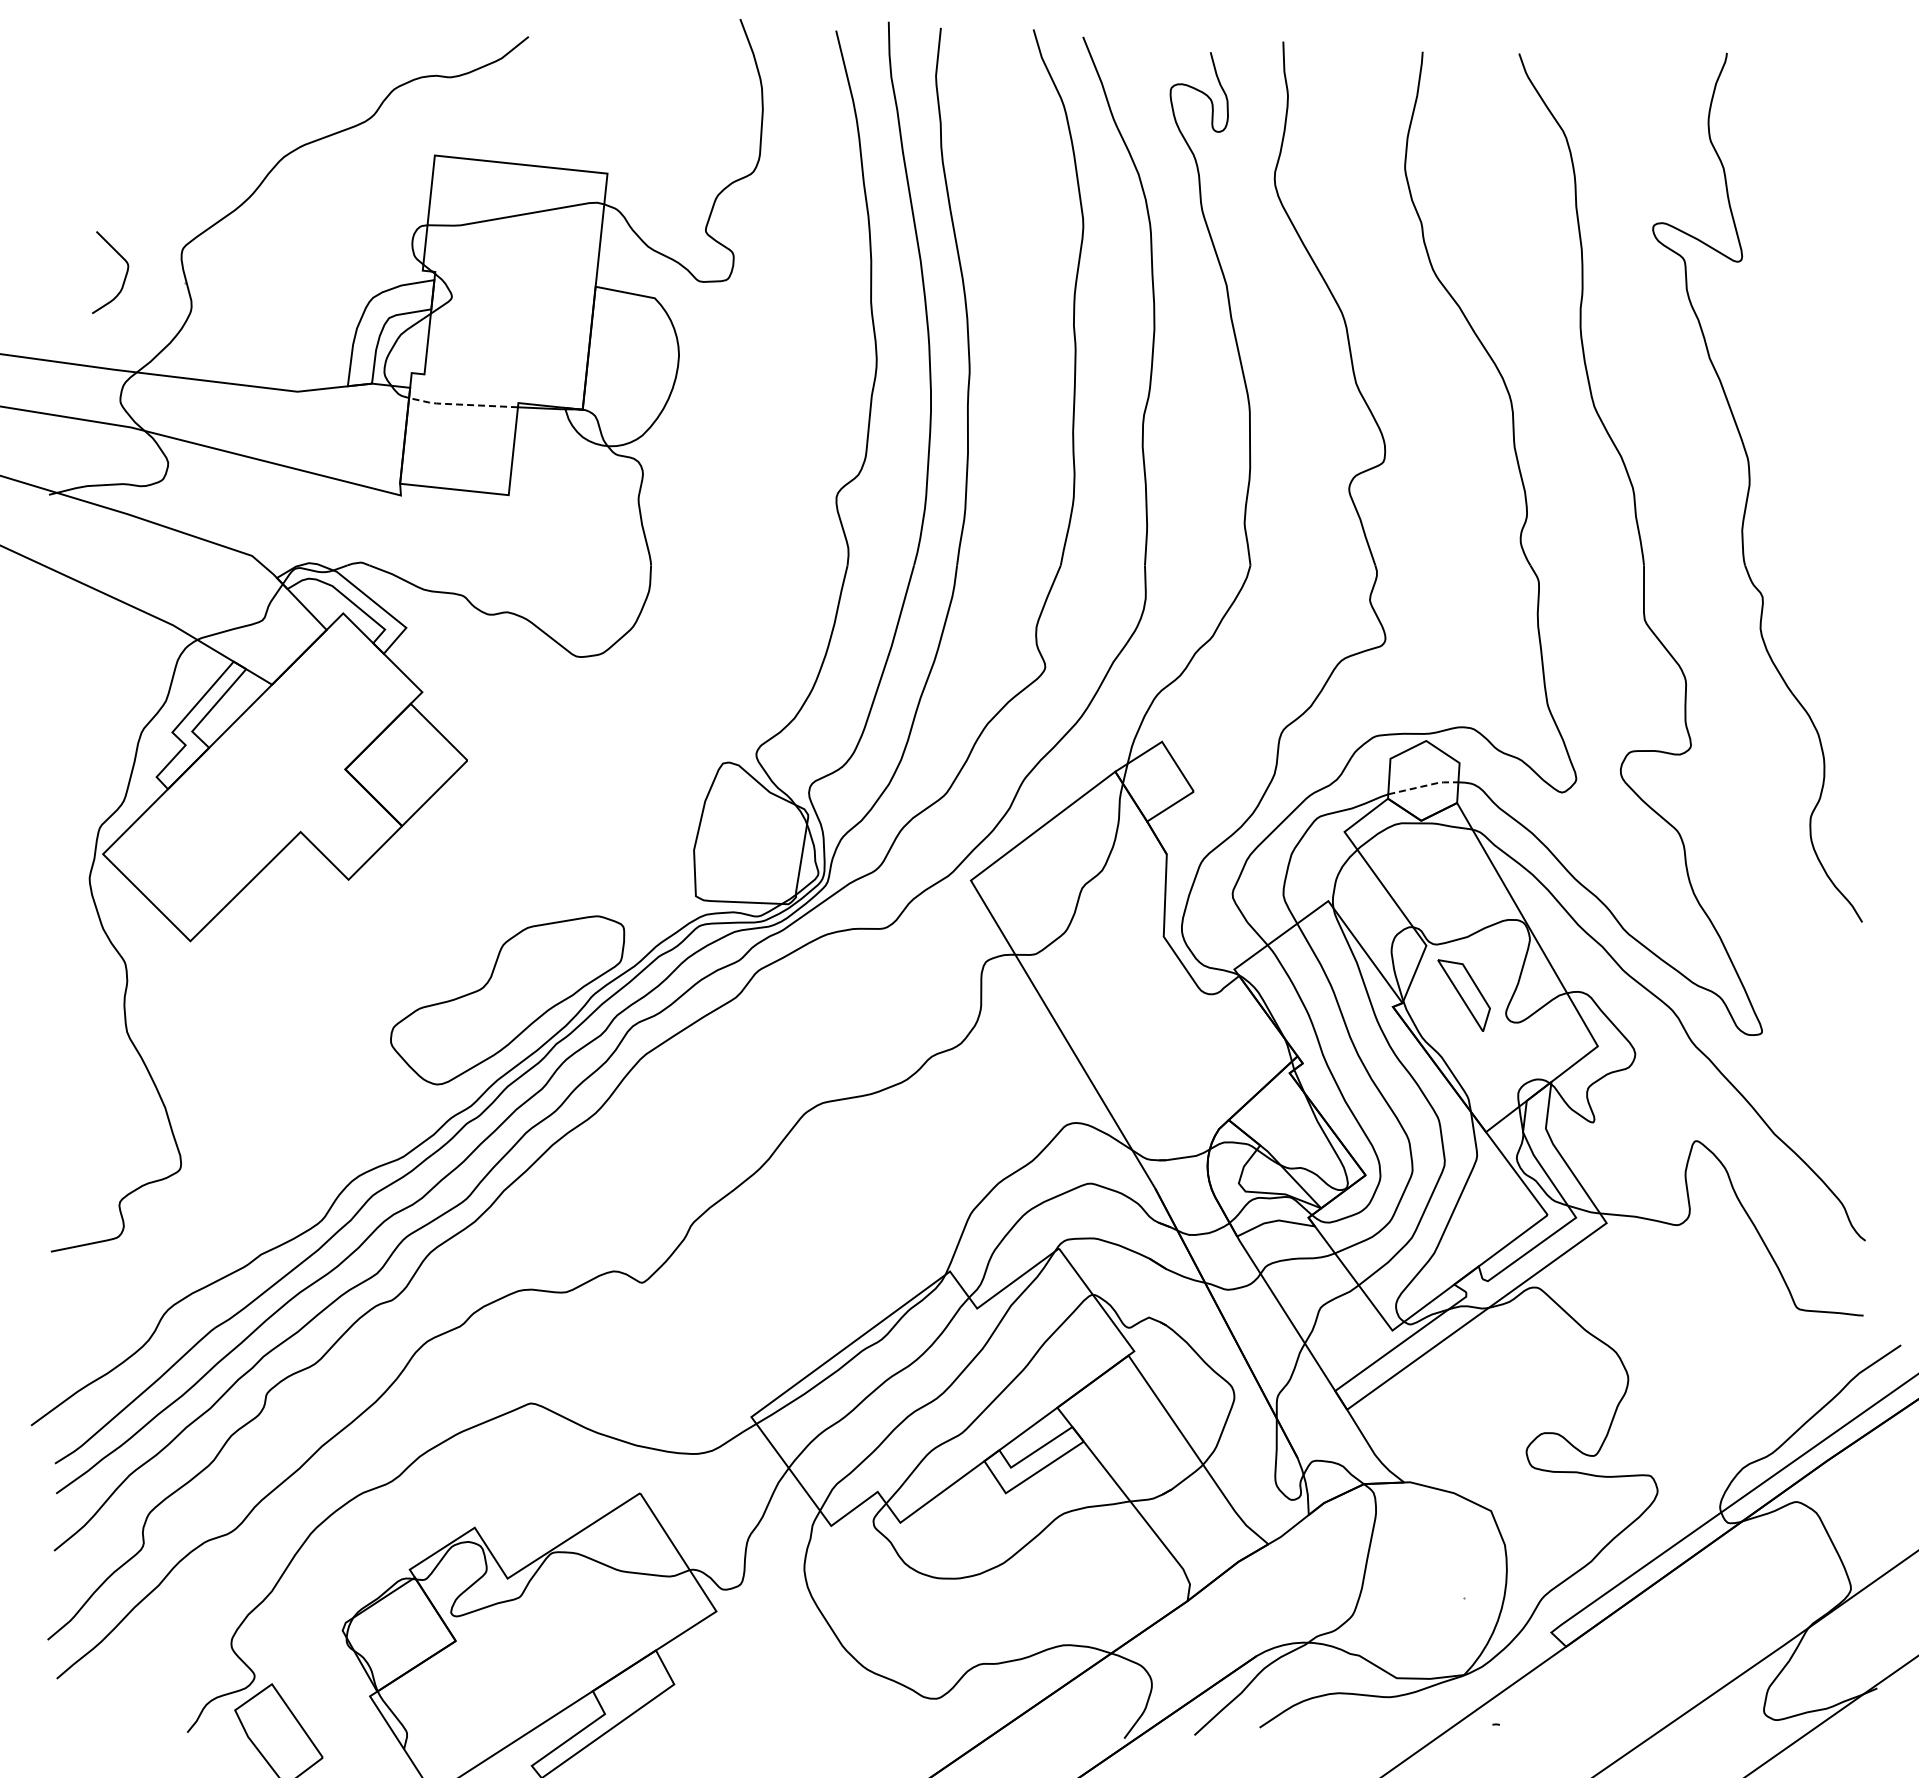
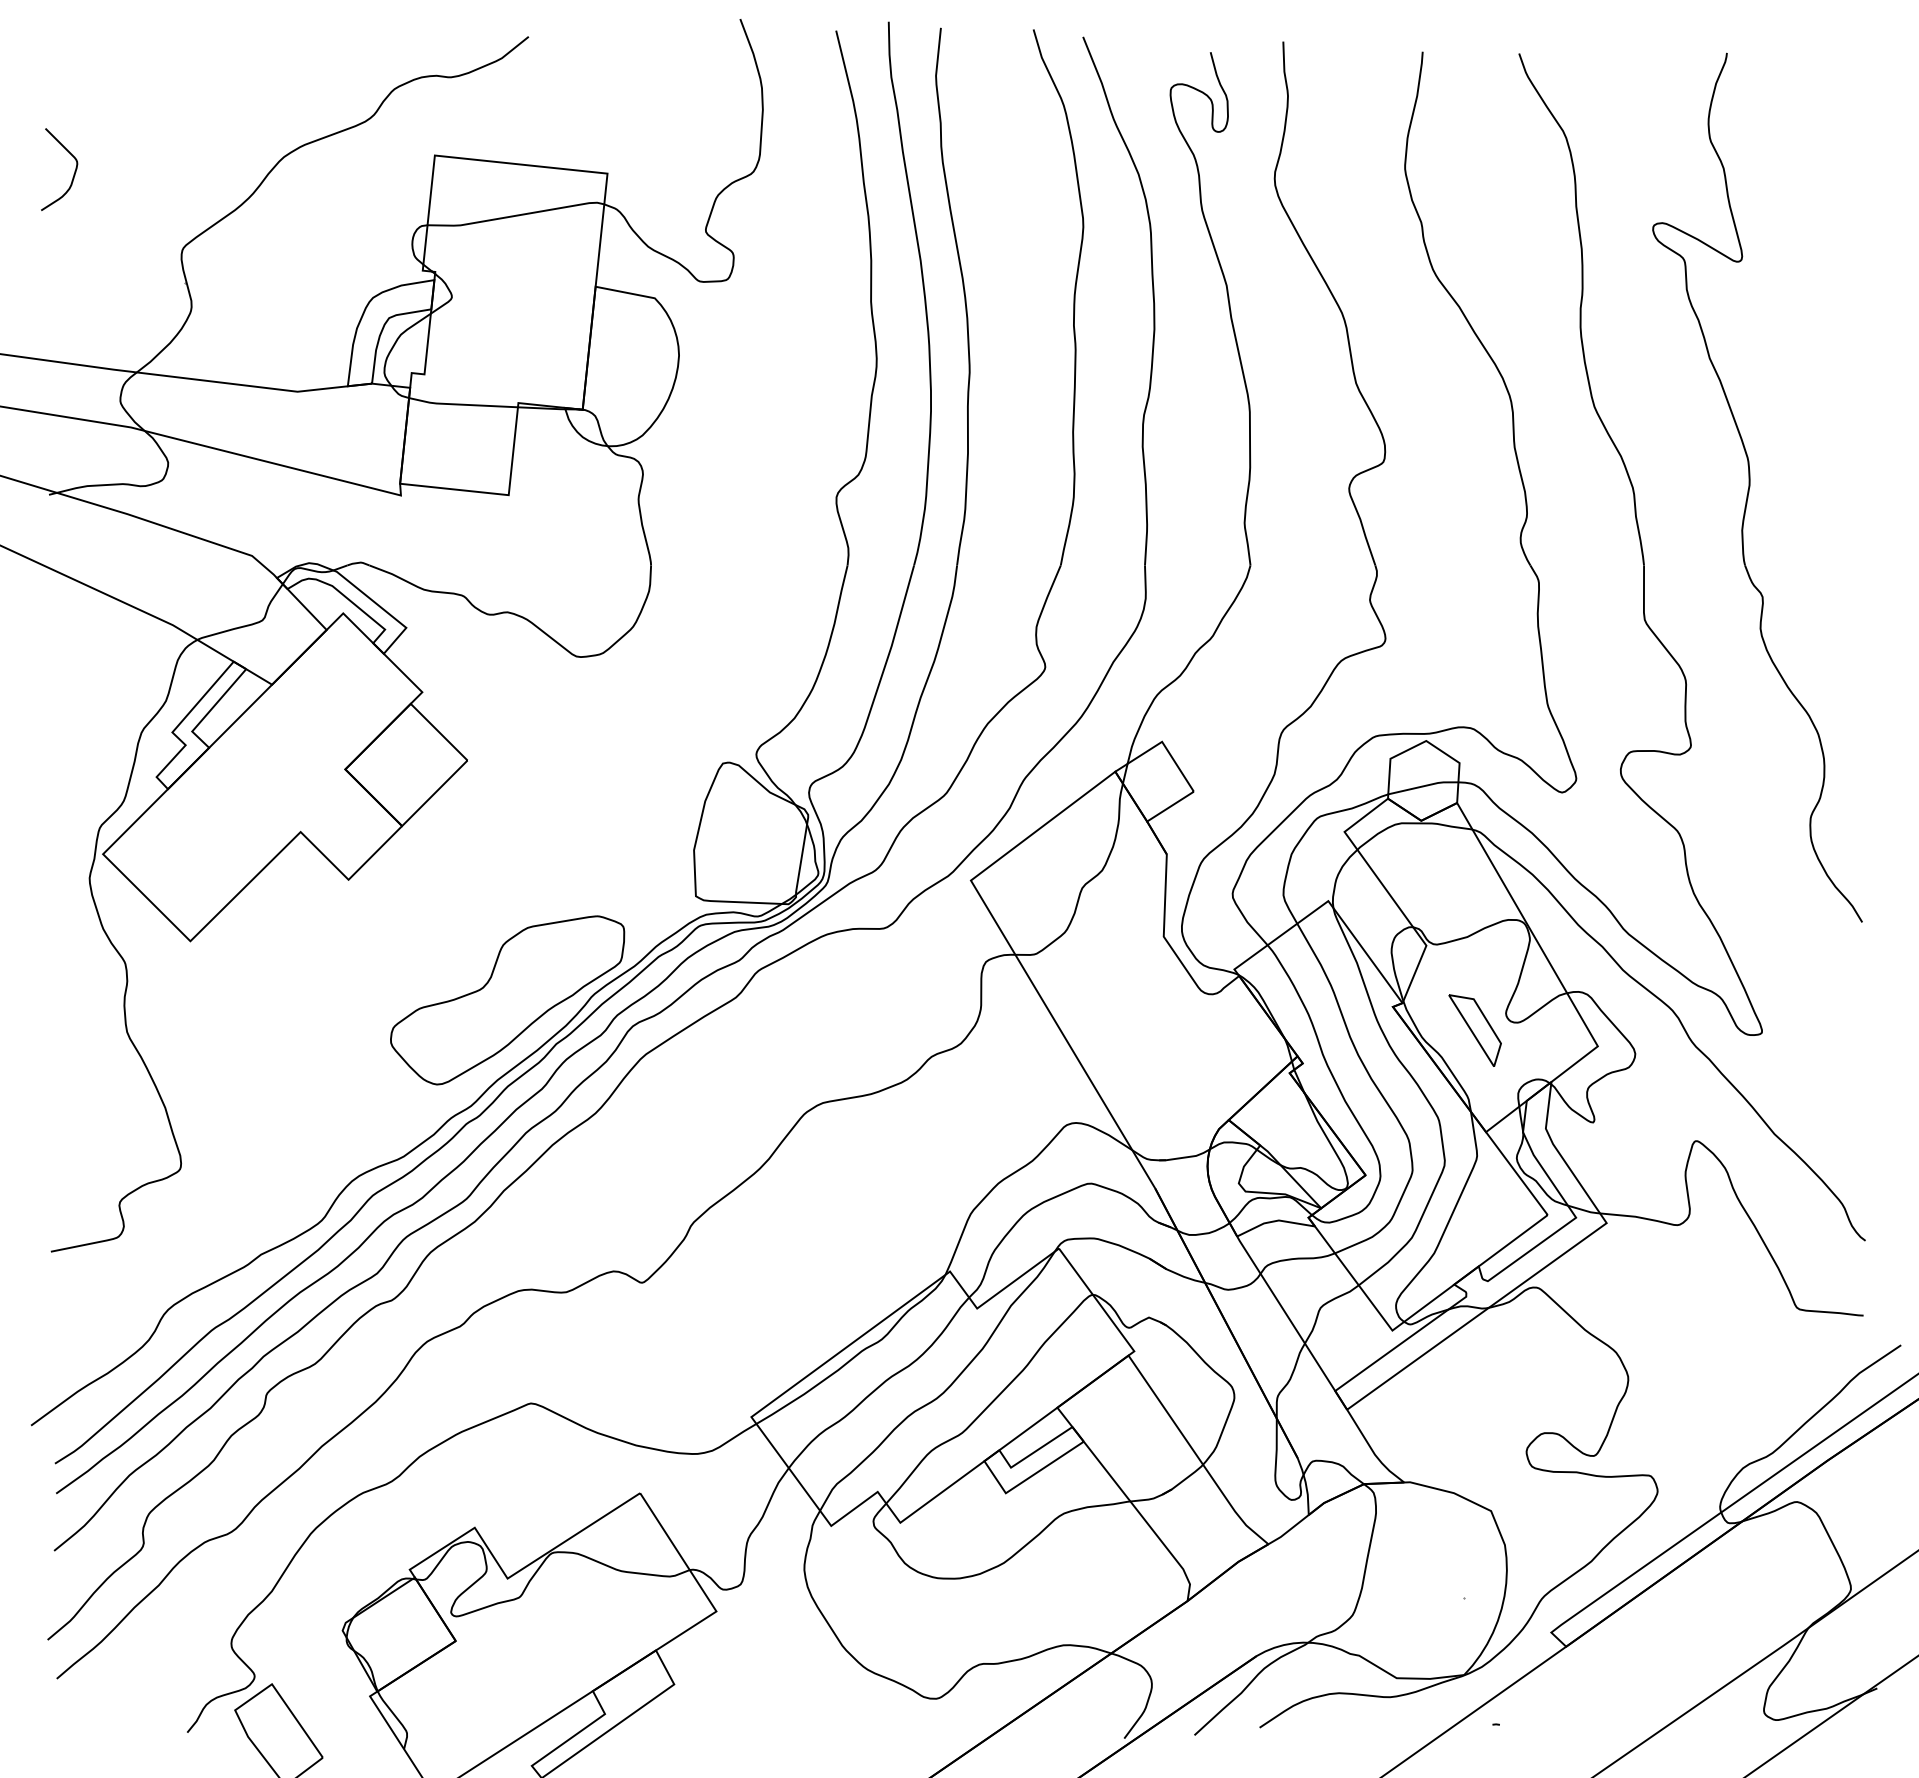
curve position: (124, 277) -> (73, 174) (73, 174)
line: dashed -> solid (461, 404)
line: dashed -> solid (1424, 786)
part position: (1463, 995) -> (1474, 1030) (1474, 1030)
